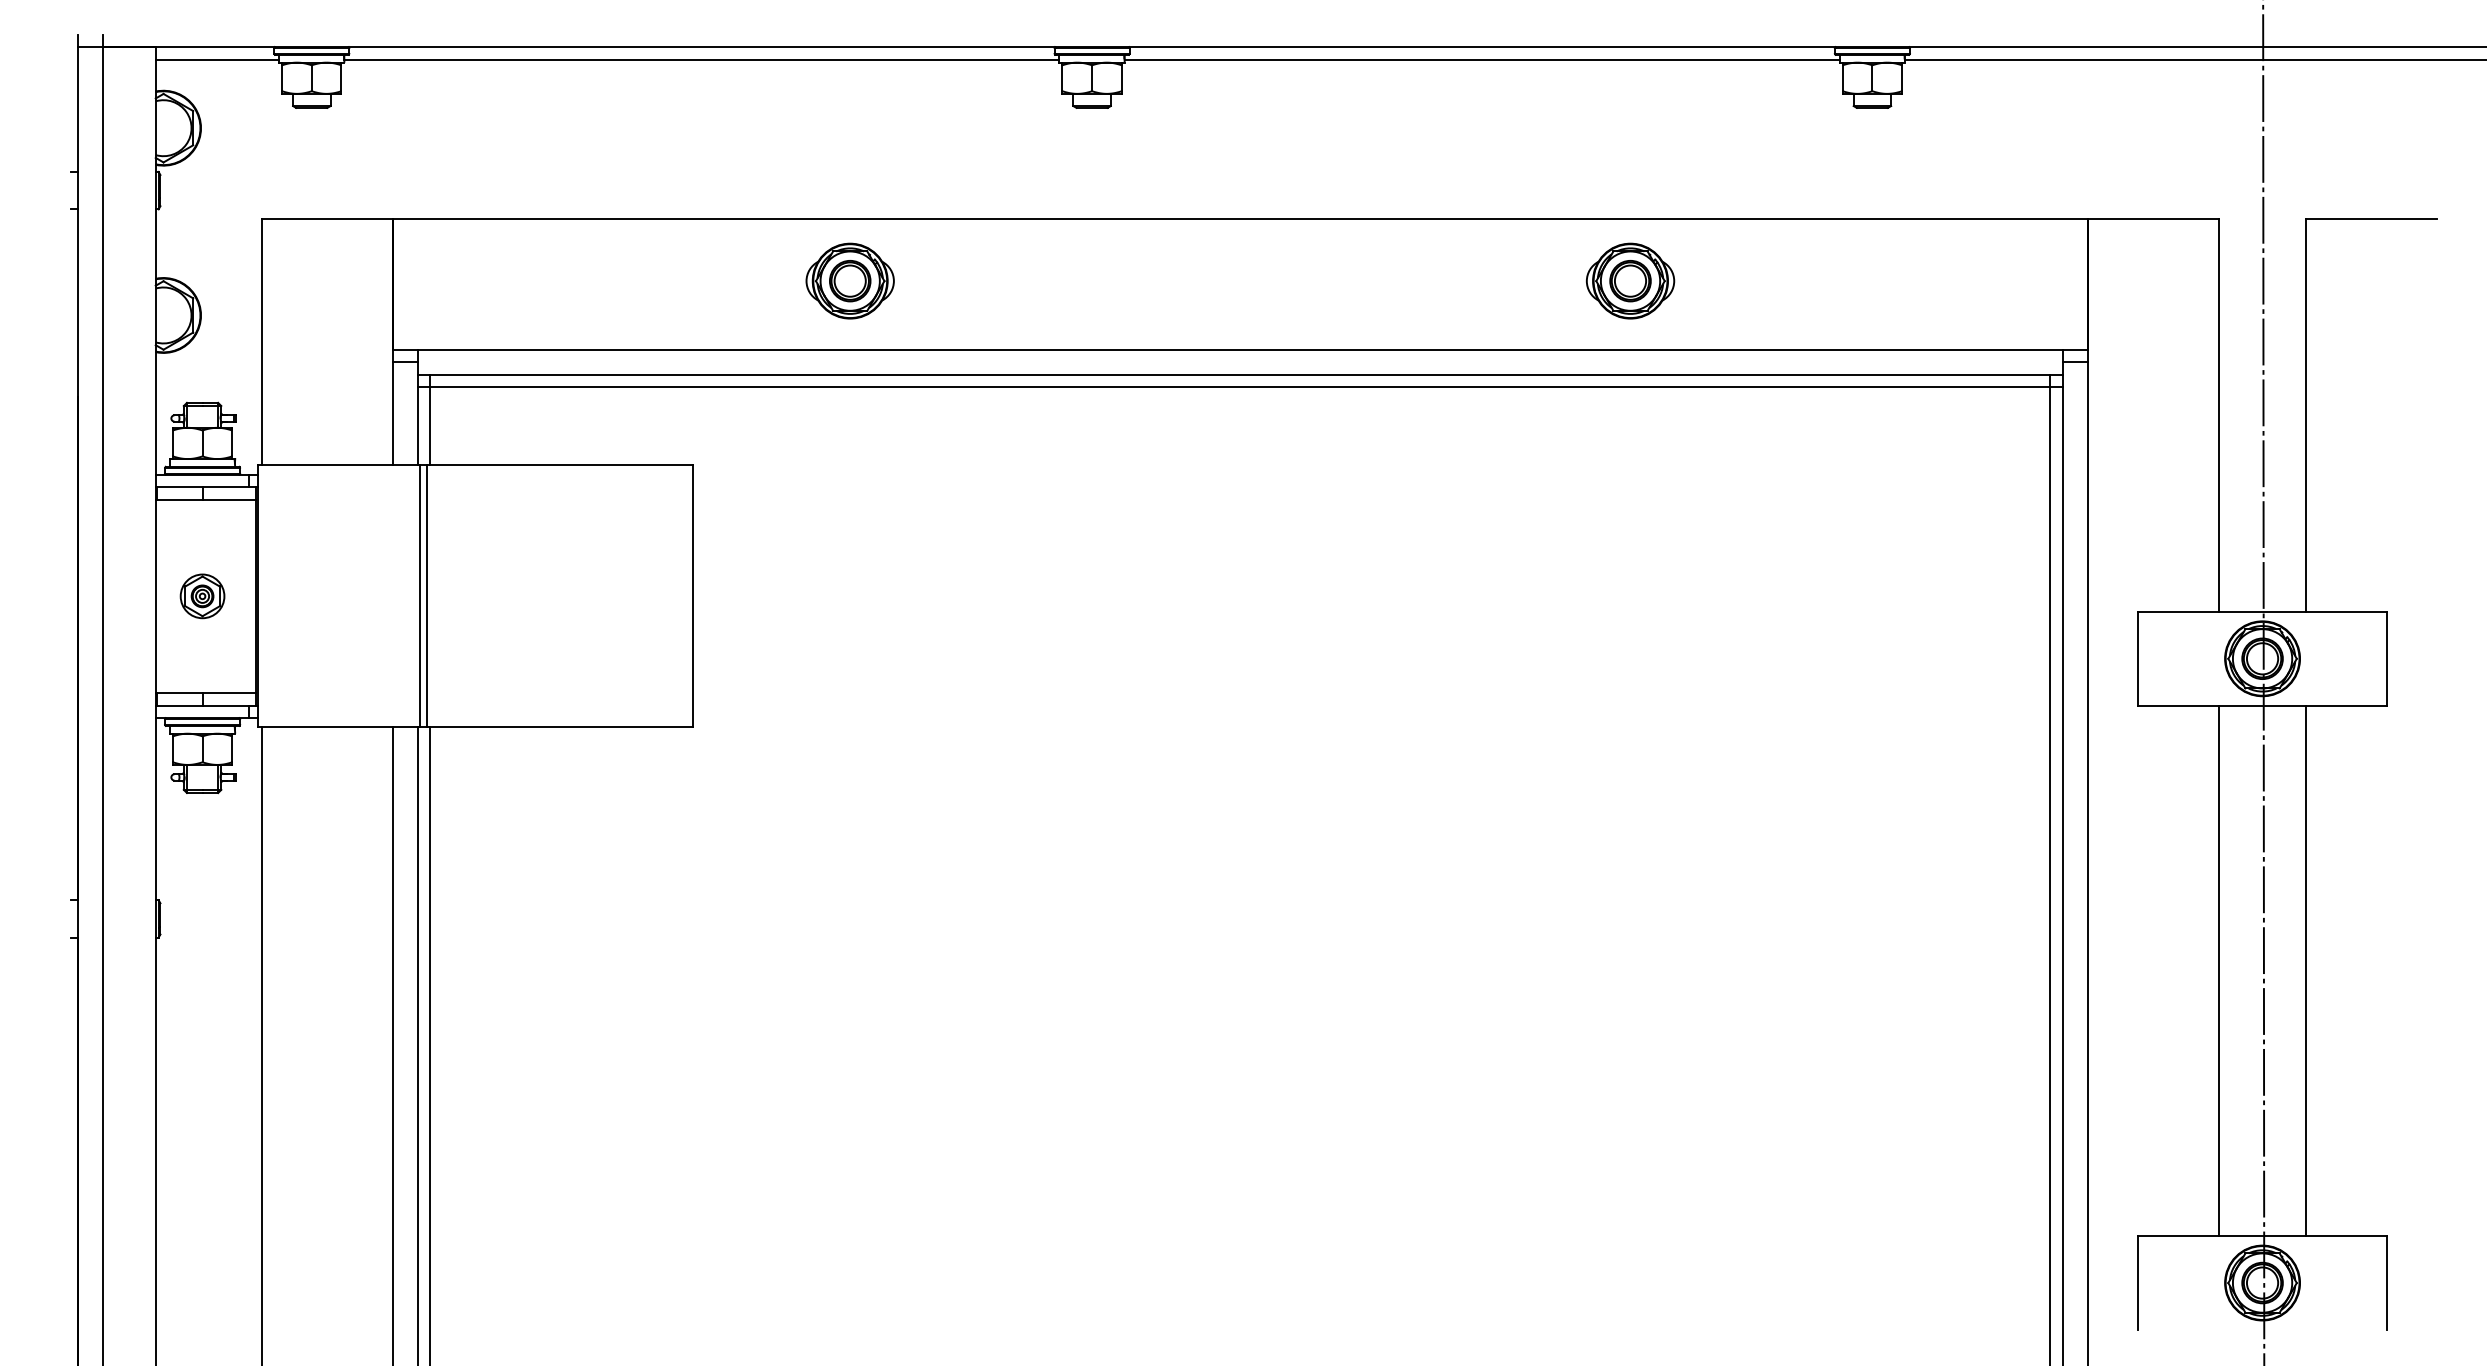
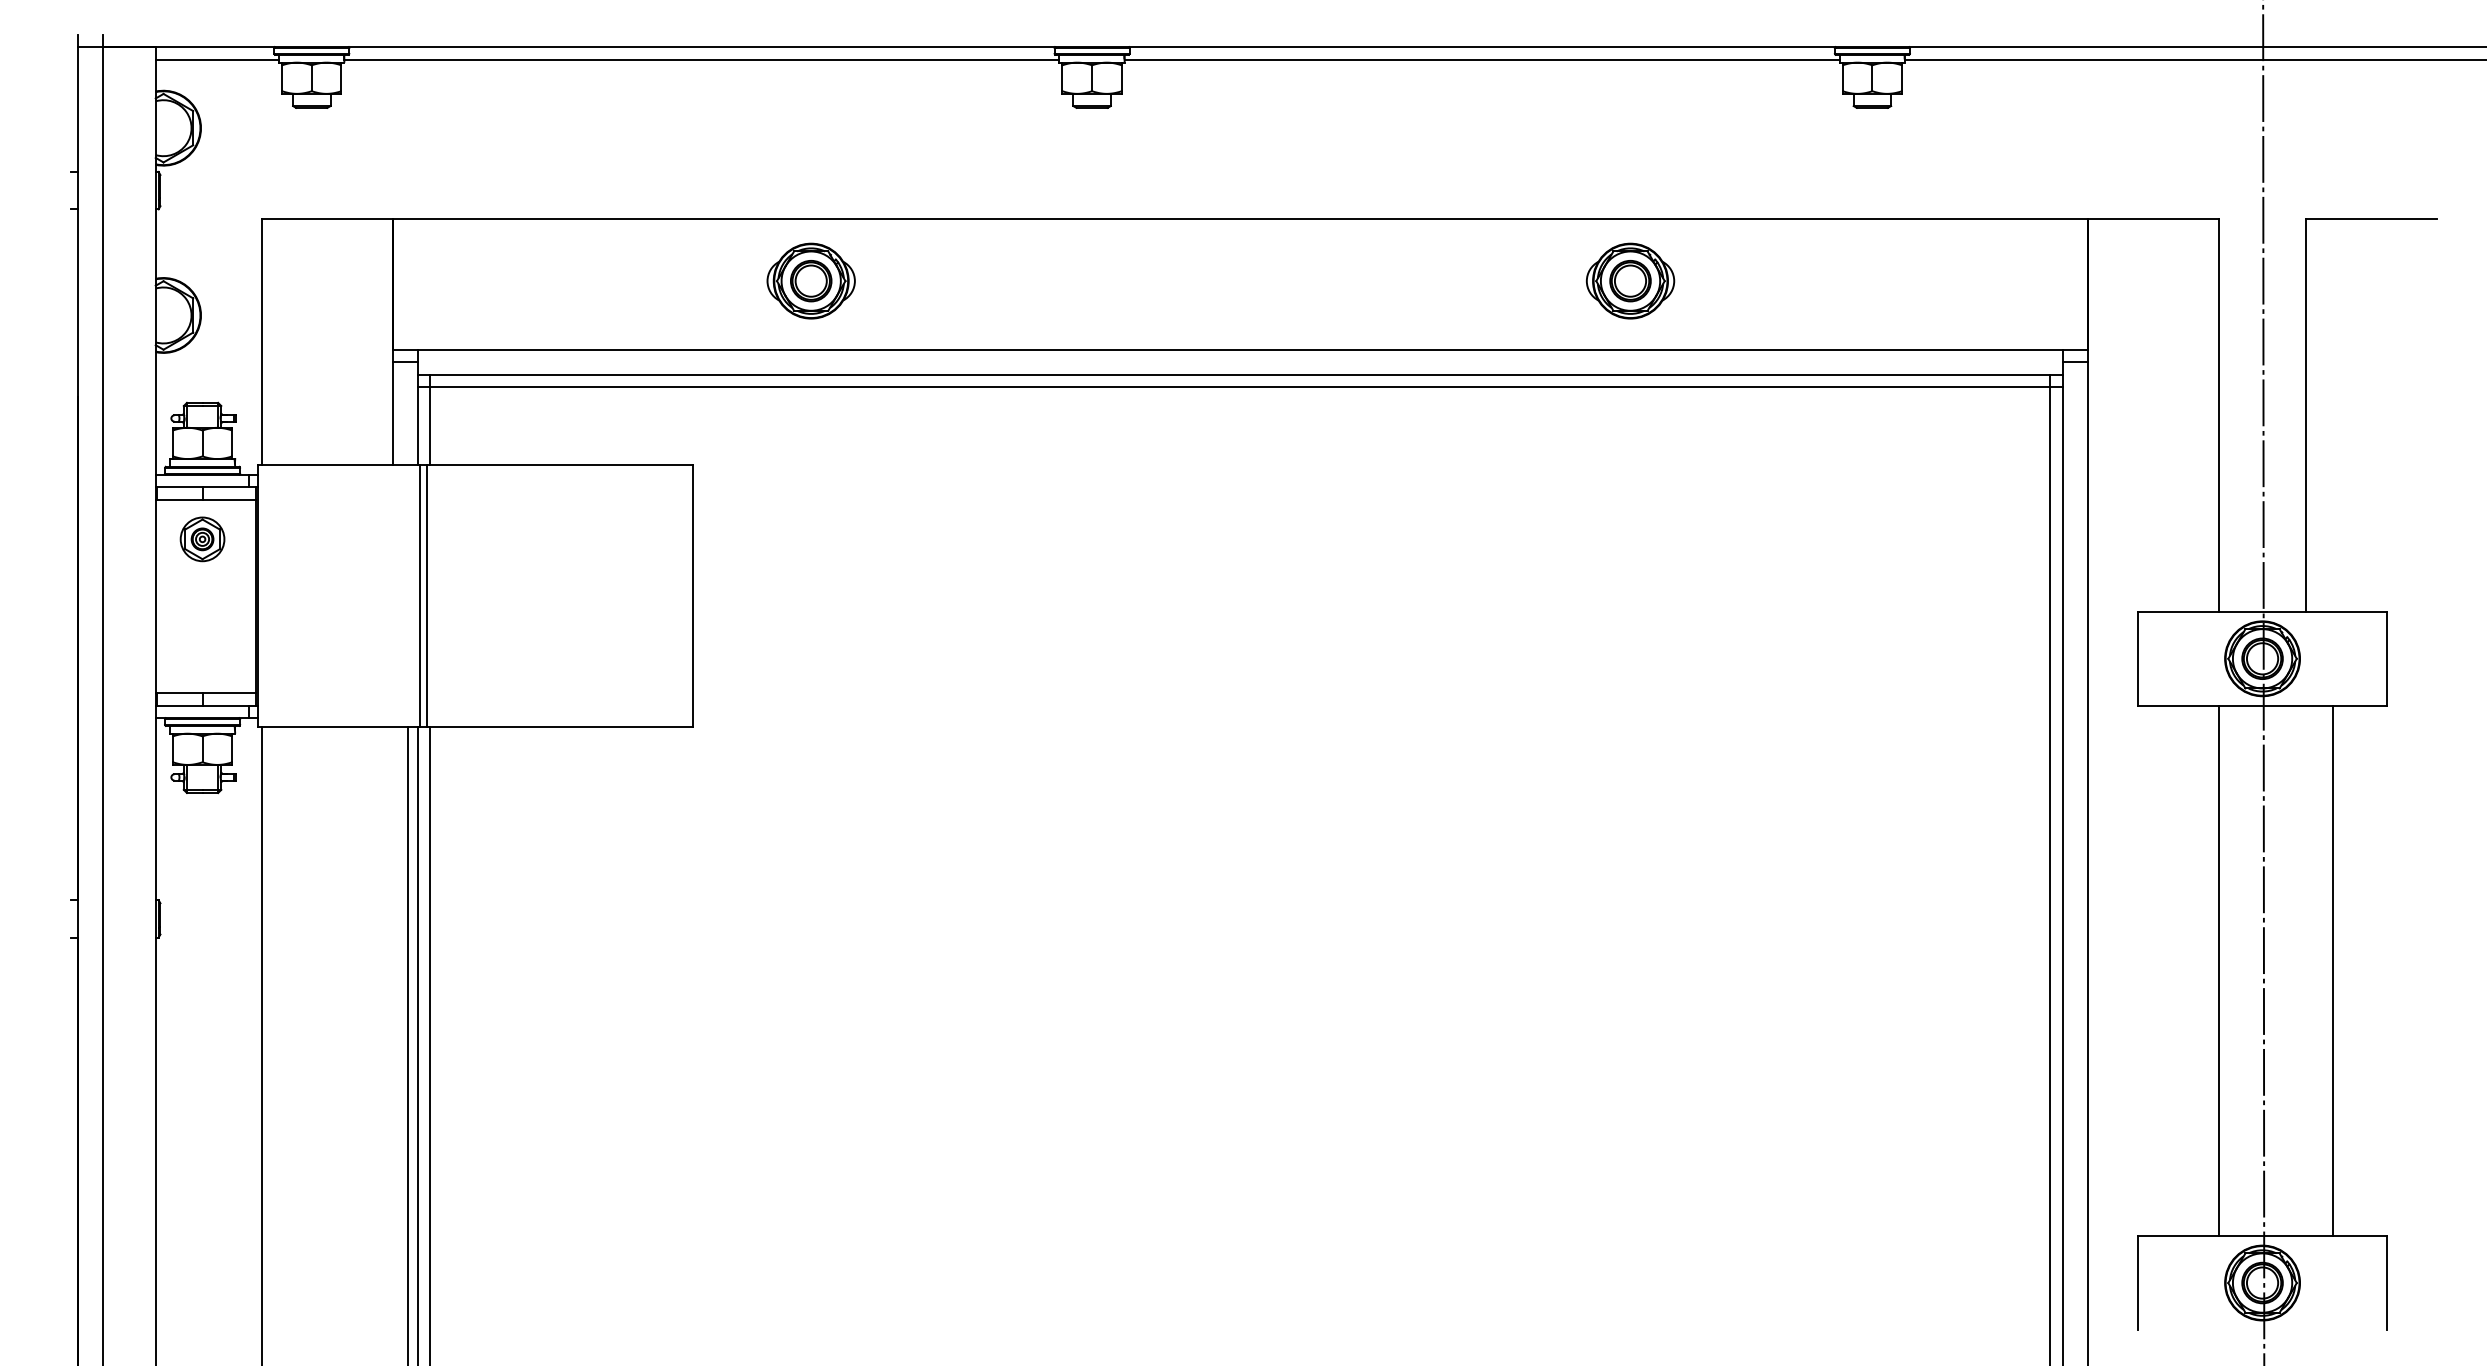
part position: (849, 280) -> (810, 280) (810, 280)
part position: (202, 596) -> (202, 539) (202, 539)
line position: (2306, 970) -> (2333, 970) (2333, 970)
line position: (392, 1044) -> (407, 1044) (407, 1044)
